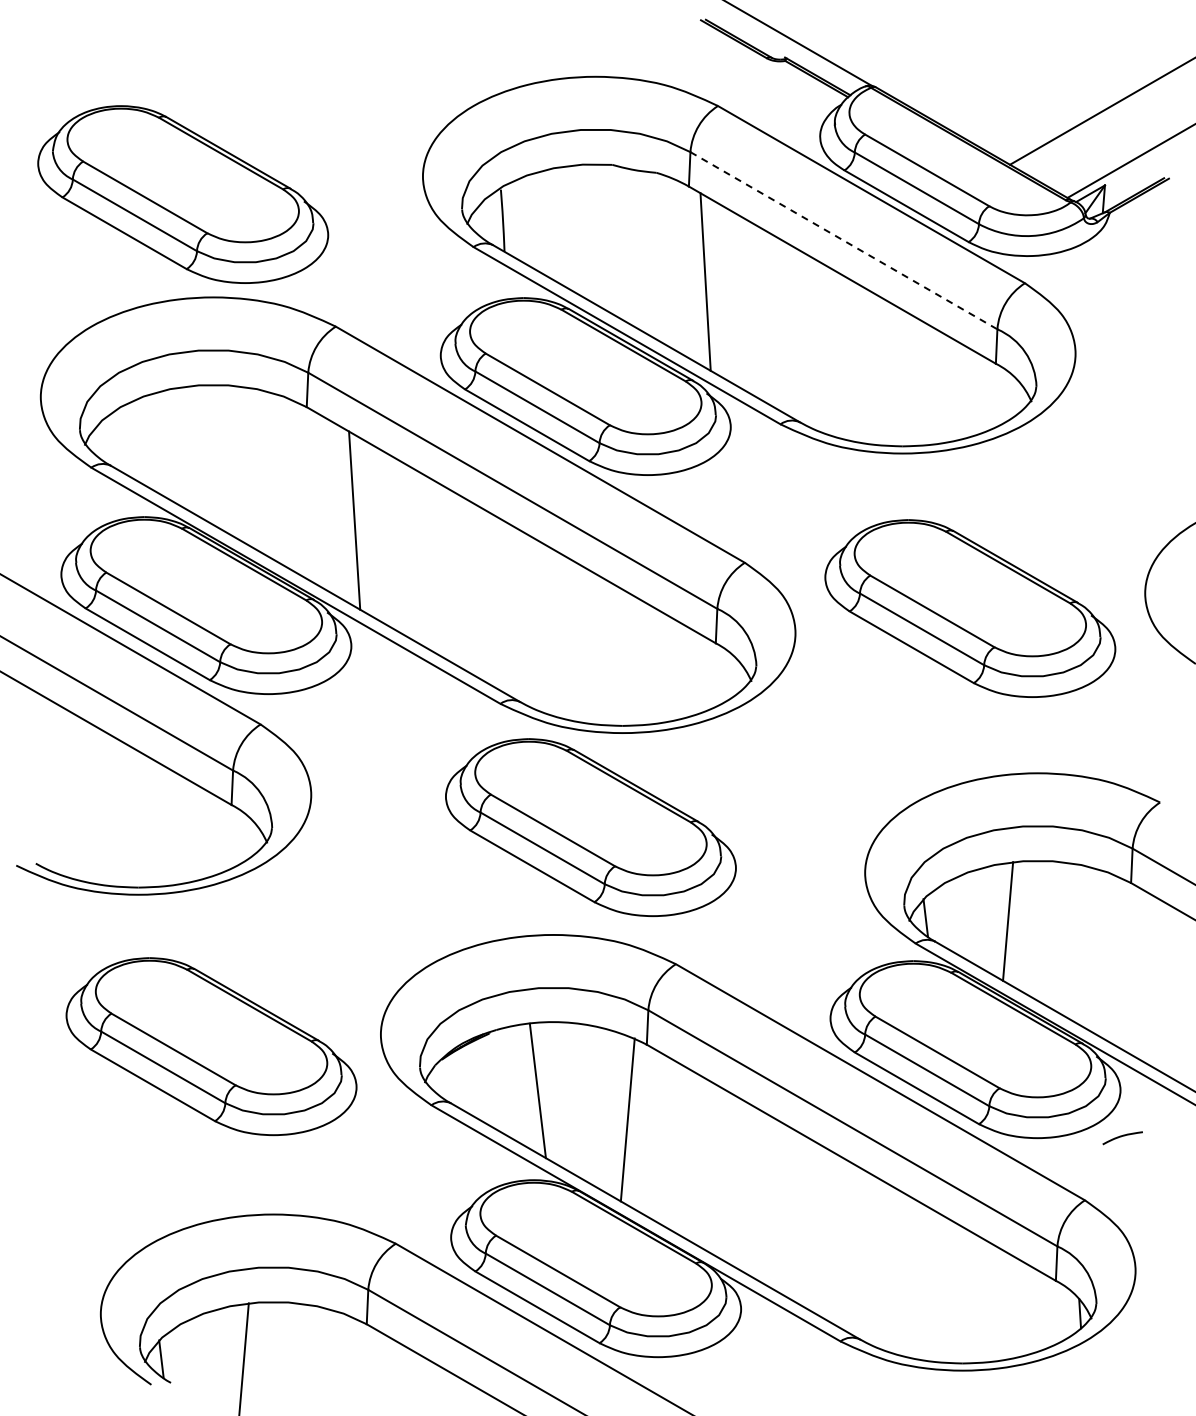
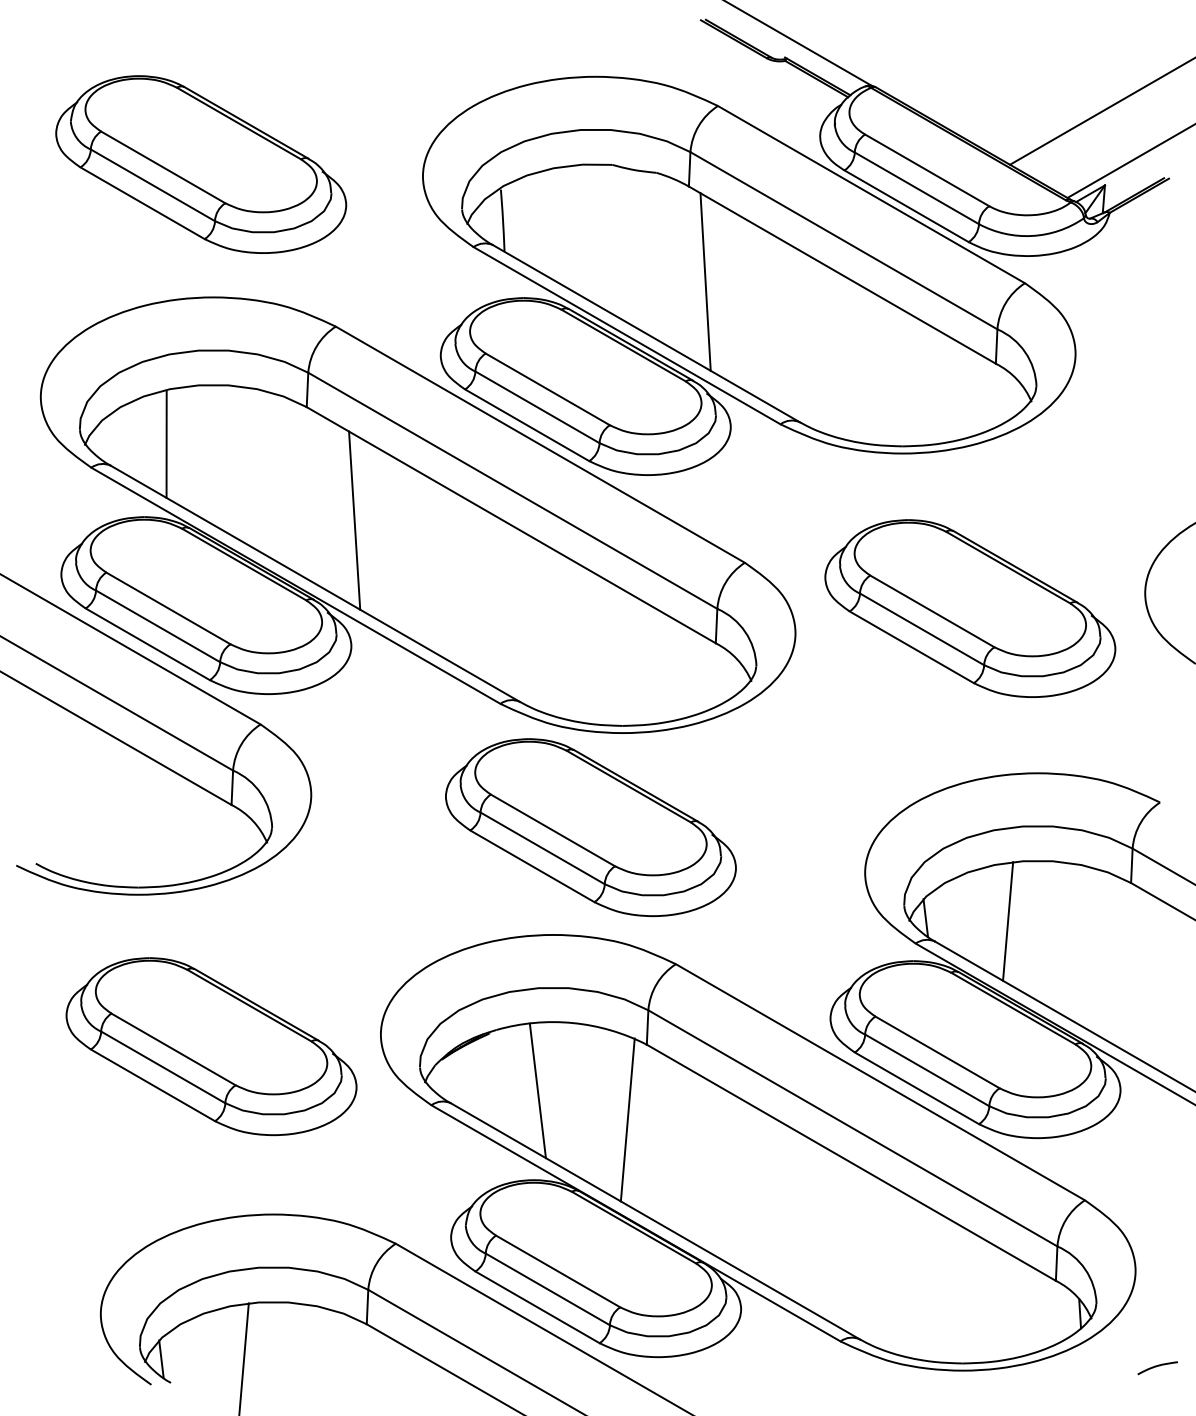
part position: (183, 194) -> (201, 164) (201, 164)
line: dashed -> solid (844, 240)
line: none -> present (166, 443)
curve position: (1121, 1137) -> (1156, 1367) (1156, 1367)
